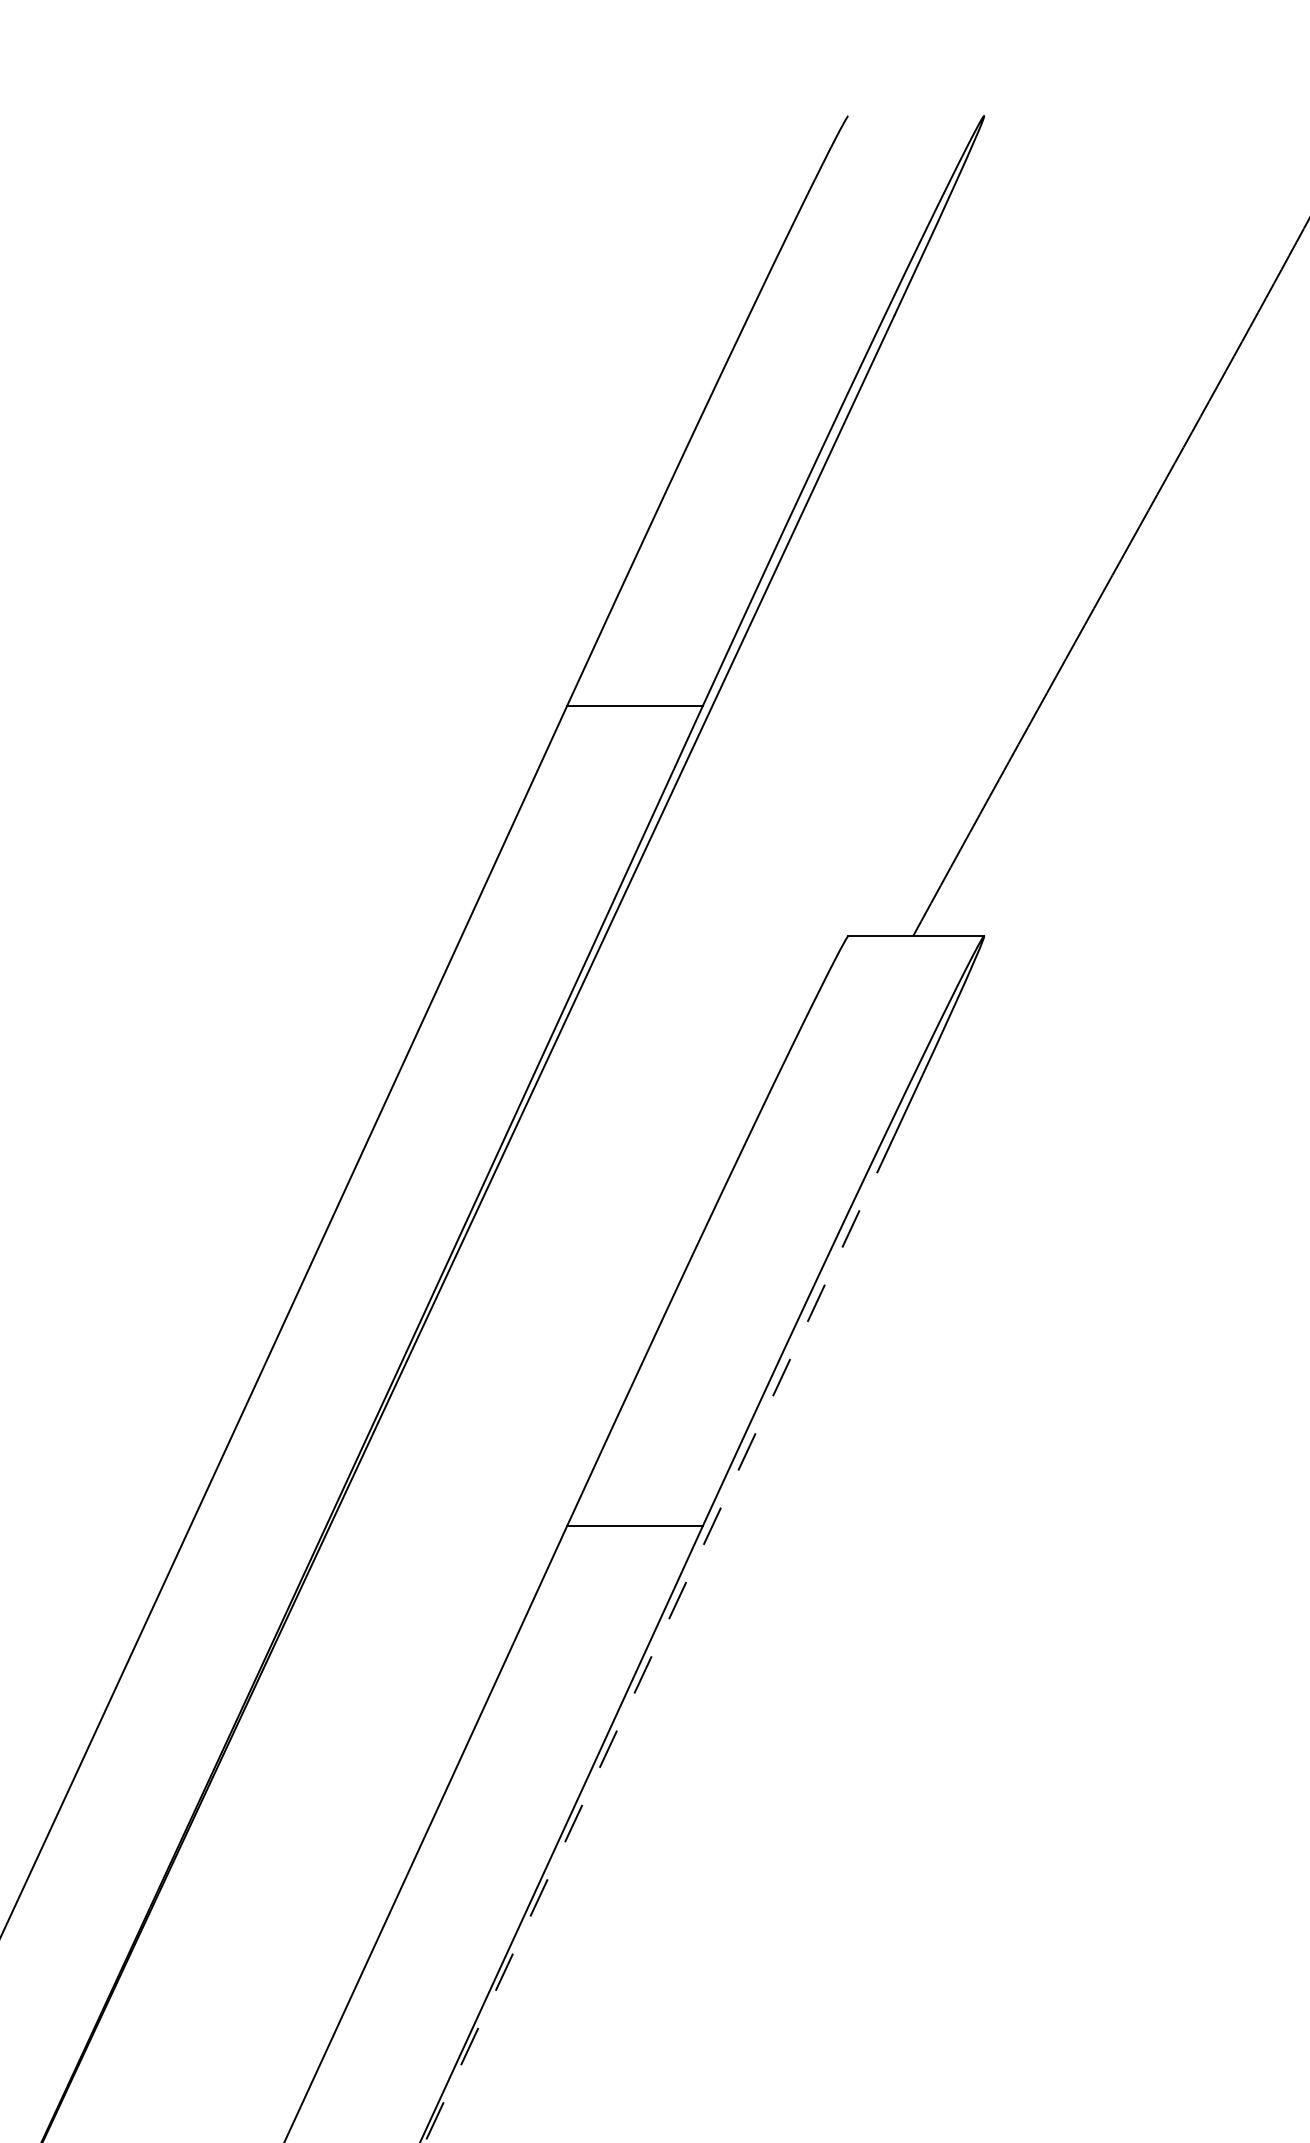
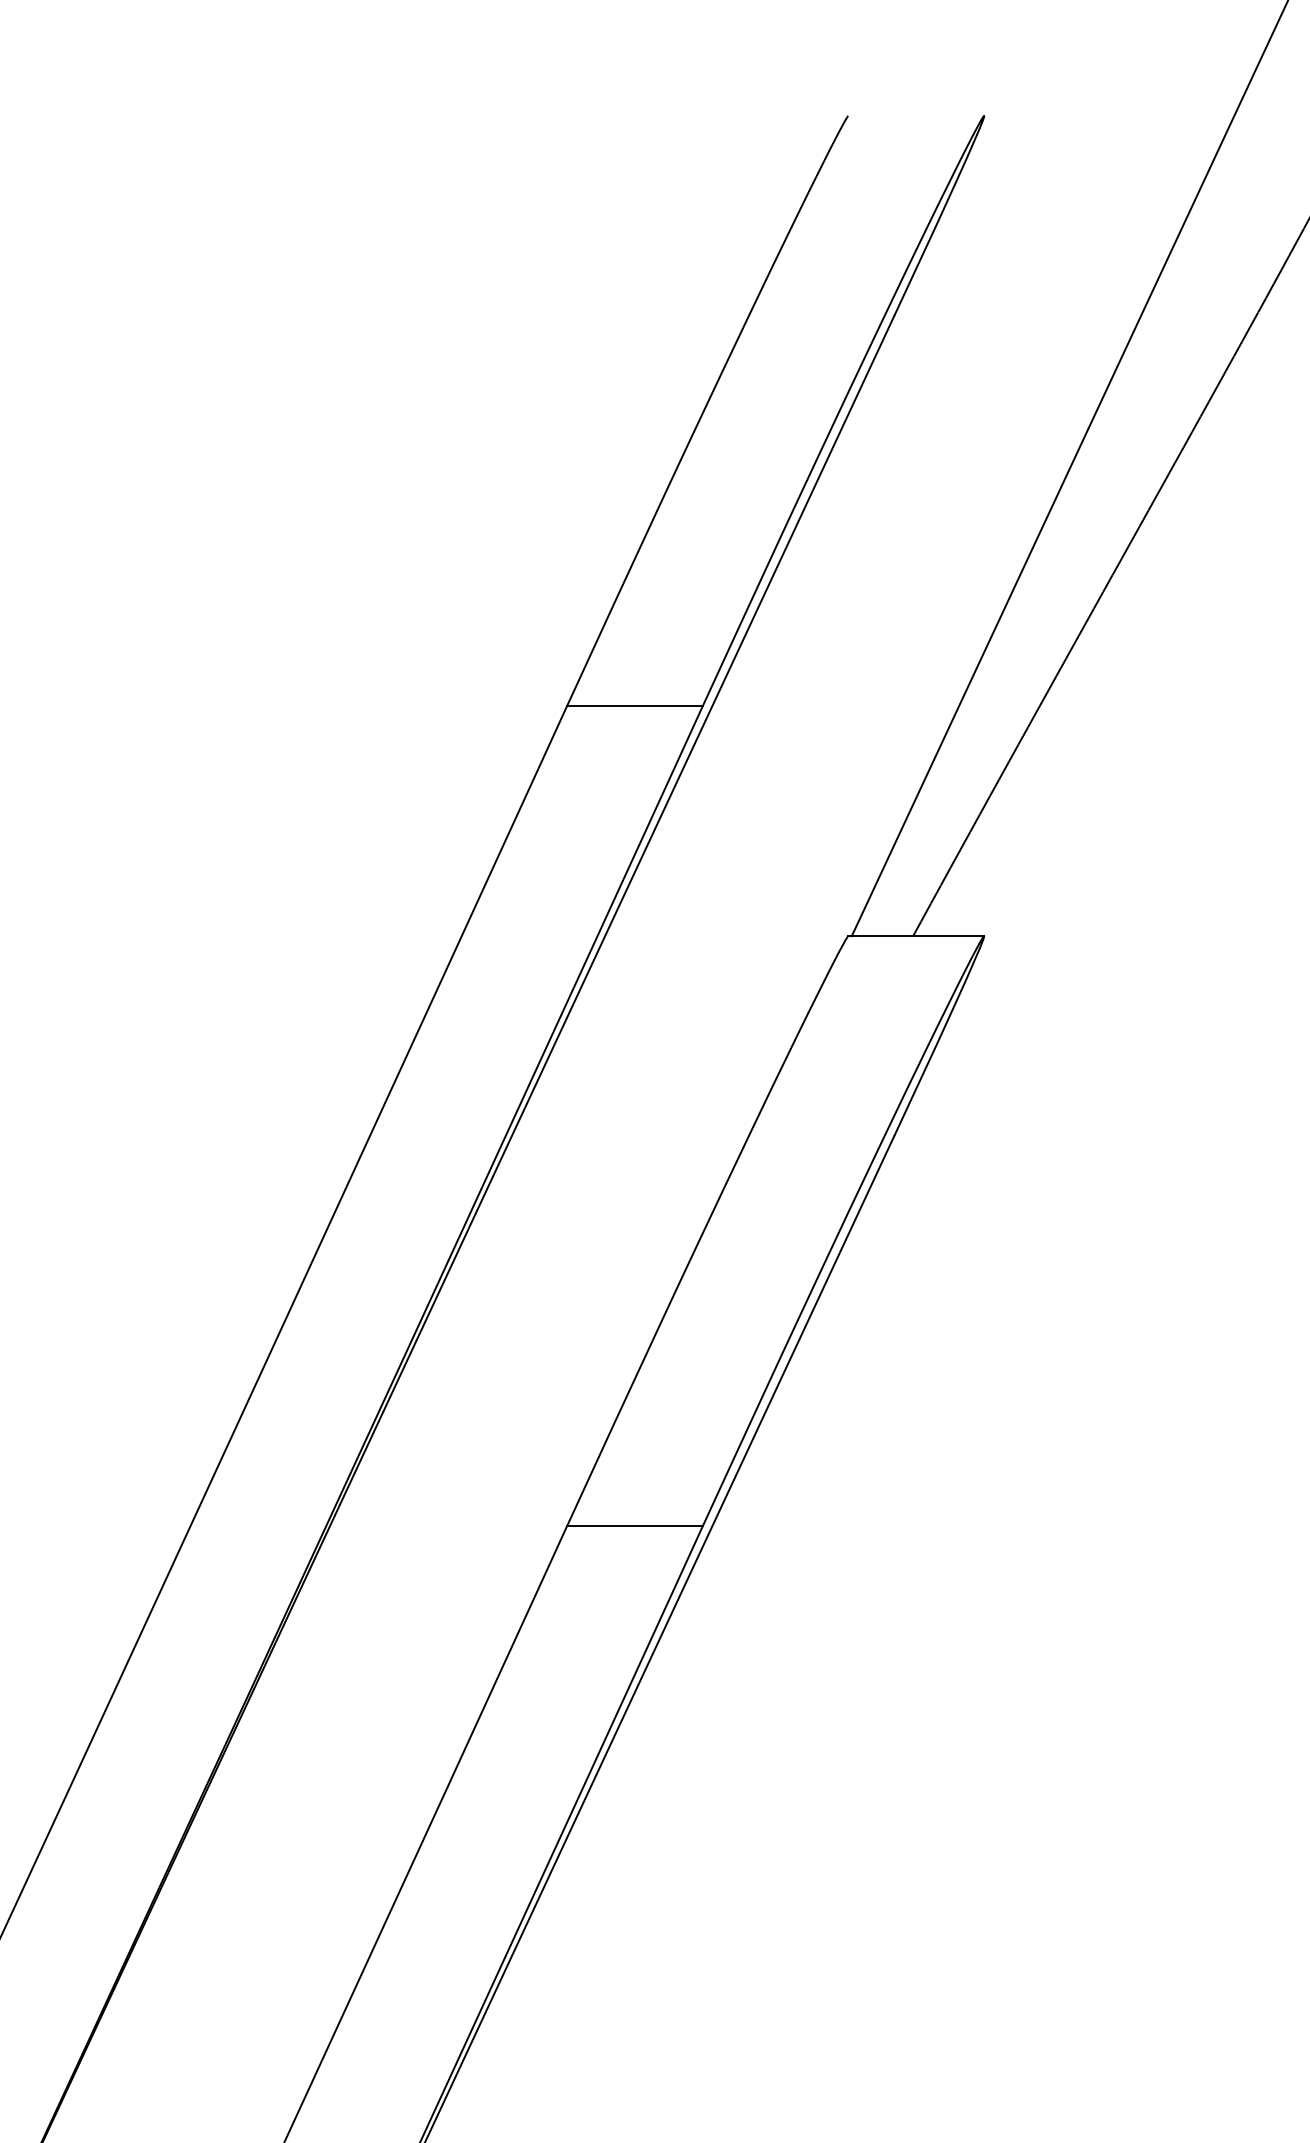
line: none -> present (1069, 469)
line: dashed -> solid (659, 1639)
